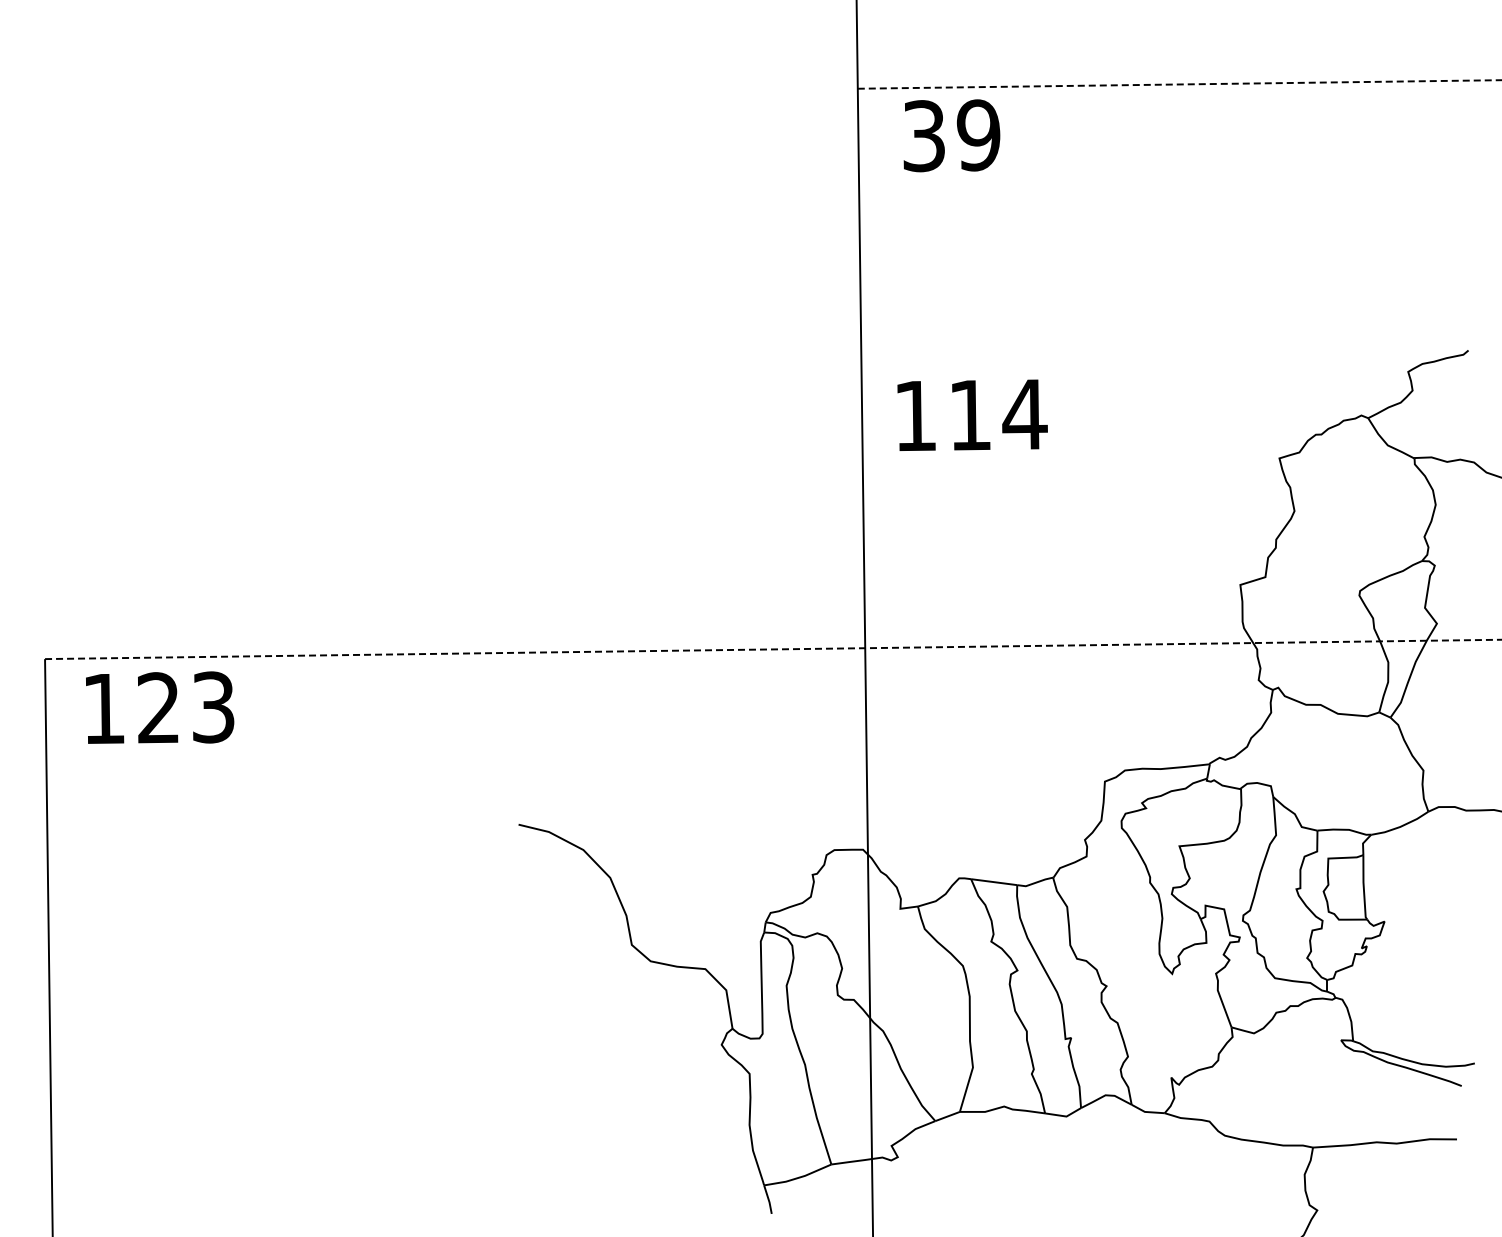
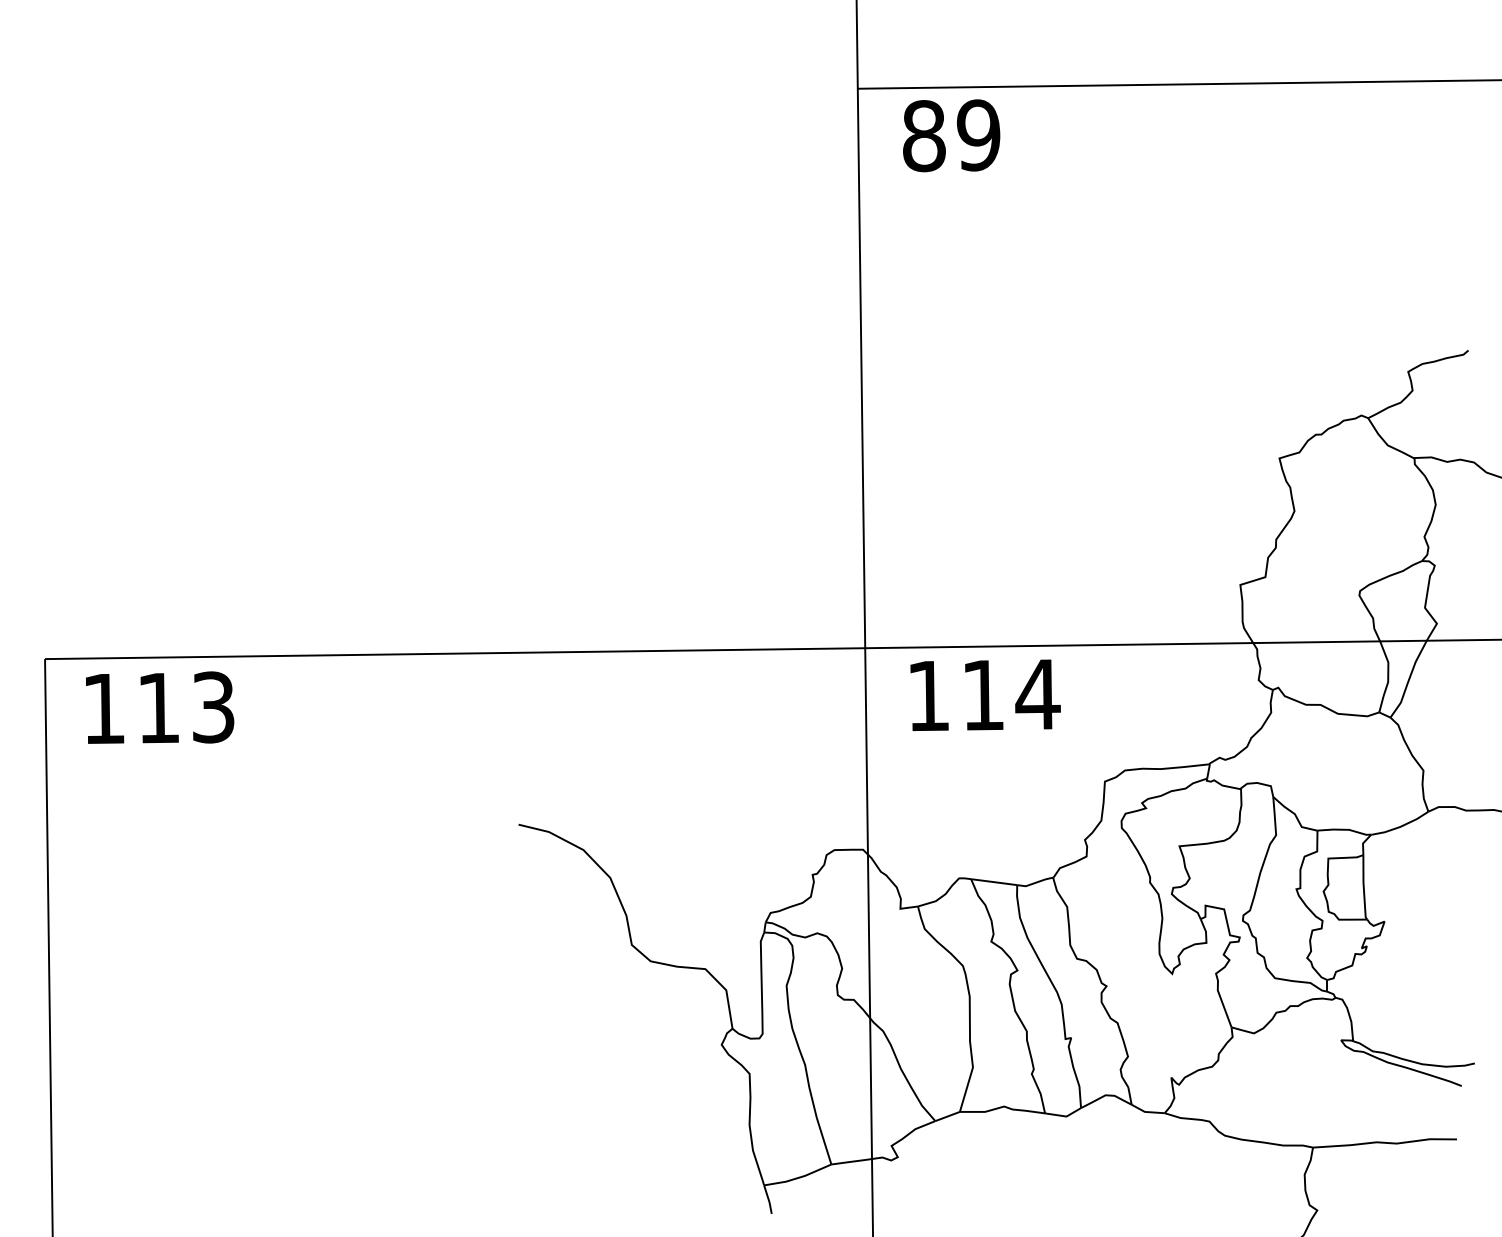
line: dashed -> solid (1179, 84)
text: 39 -> 89 (924, 136)
text position: (972, 414) -> (985, 694) (985, 694)
line: dashed -> solid (773, 649)
text: 123 -> 113 (158, 707)
